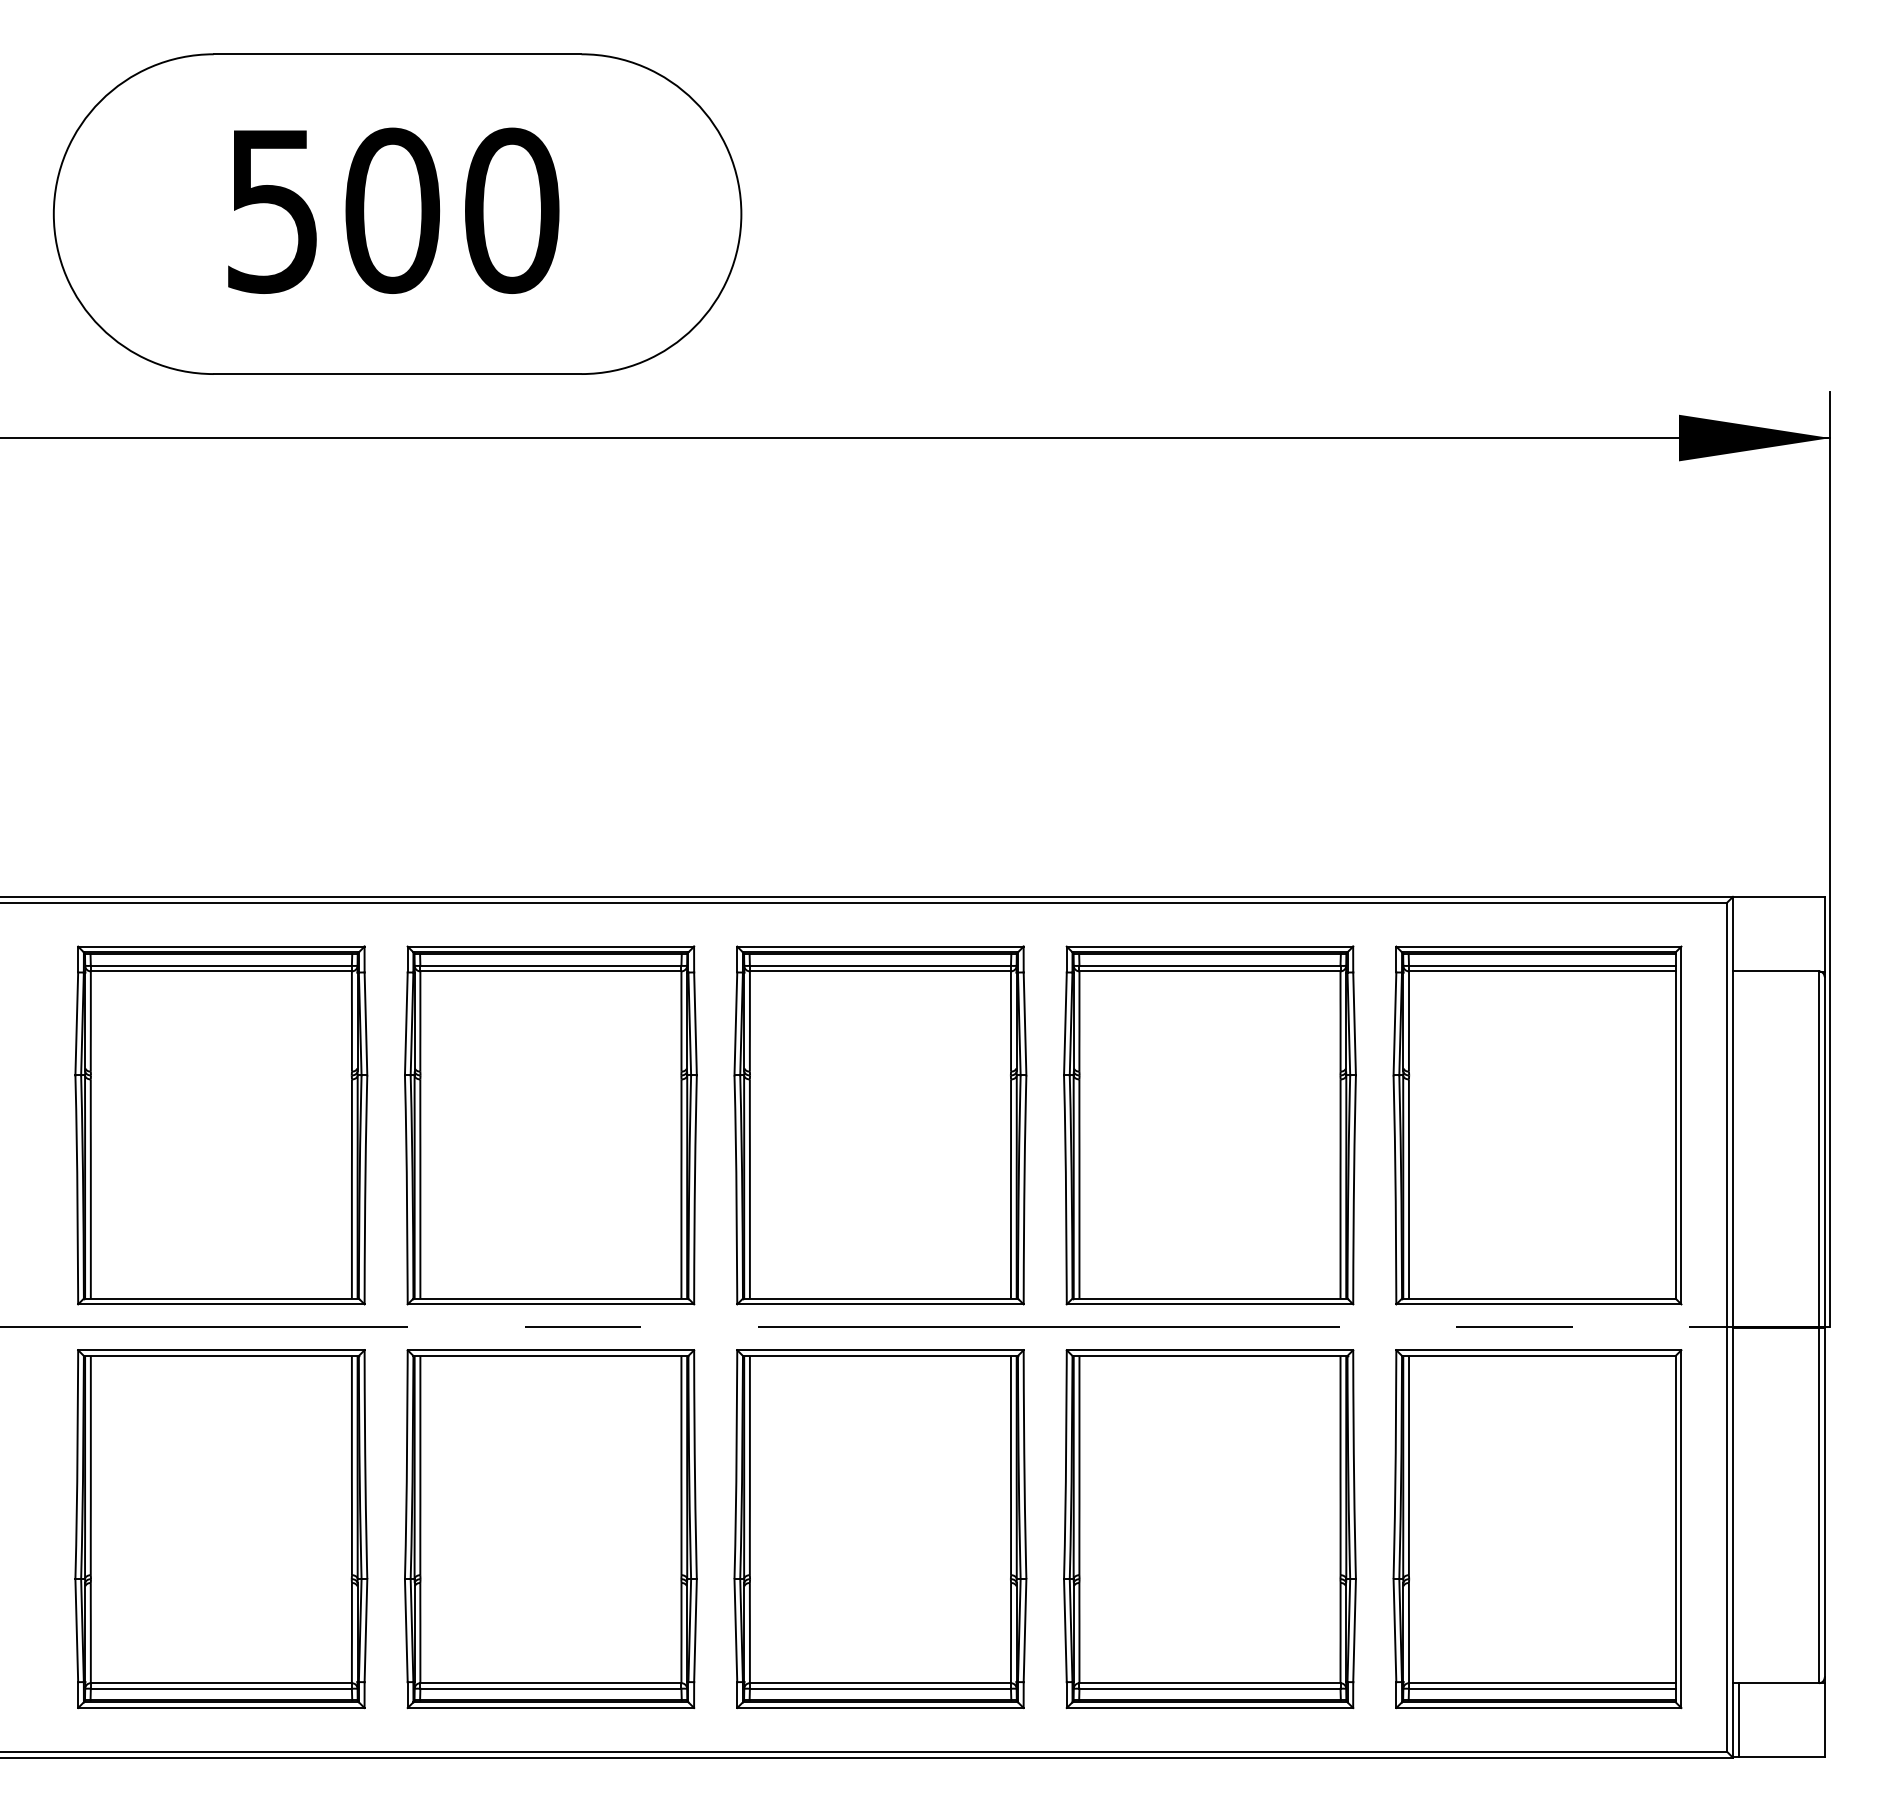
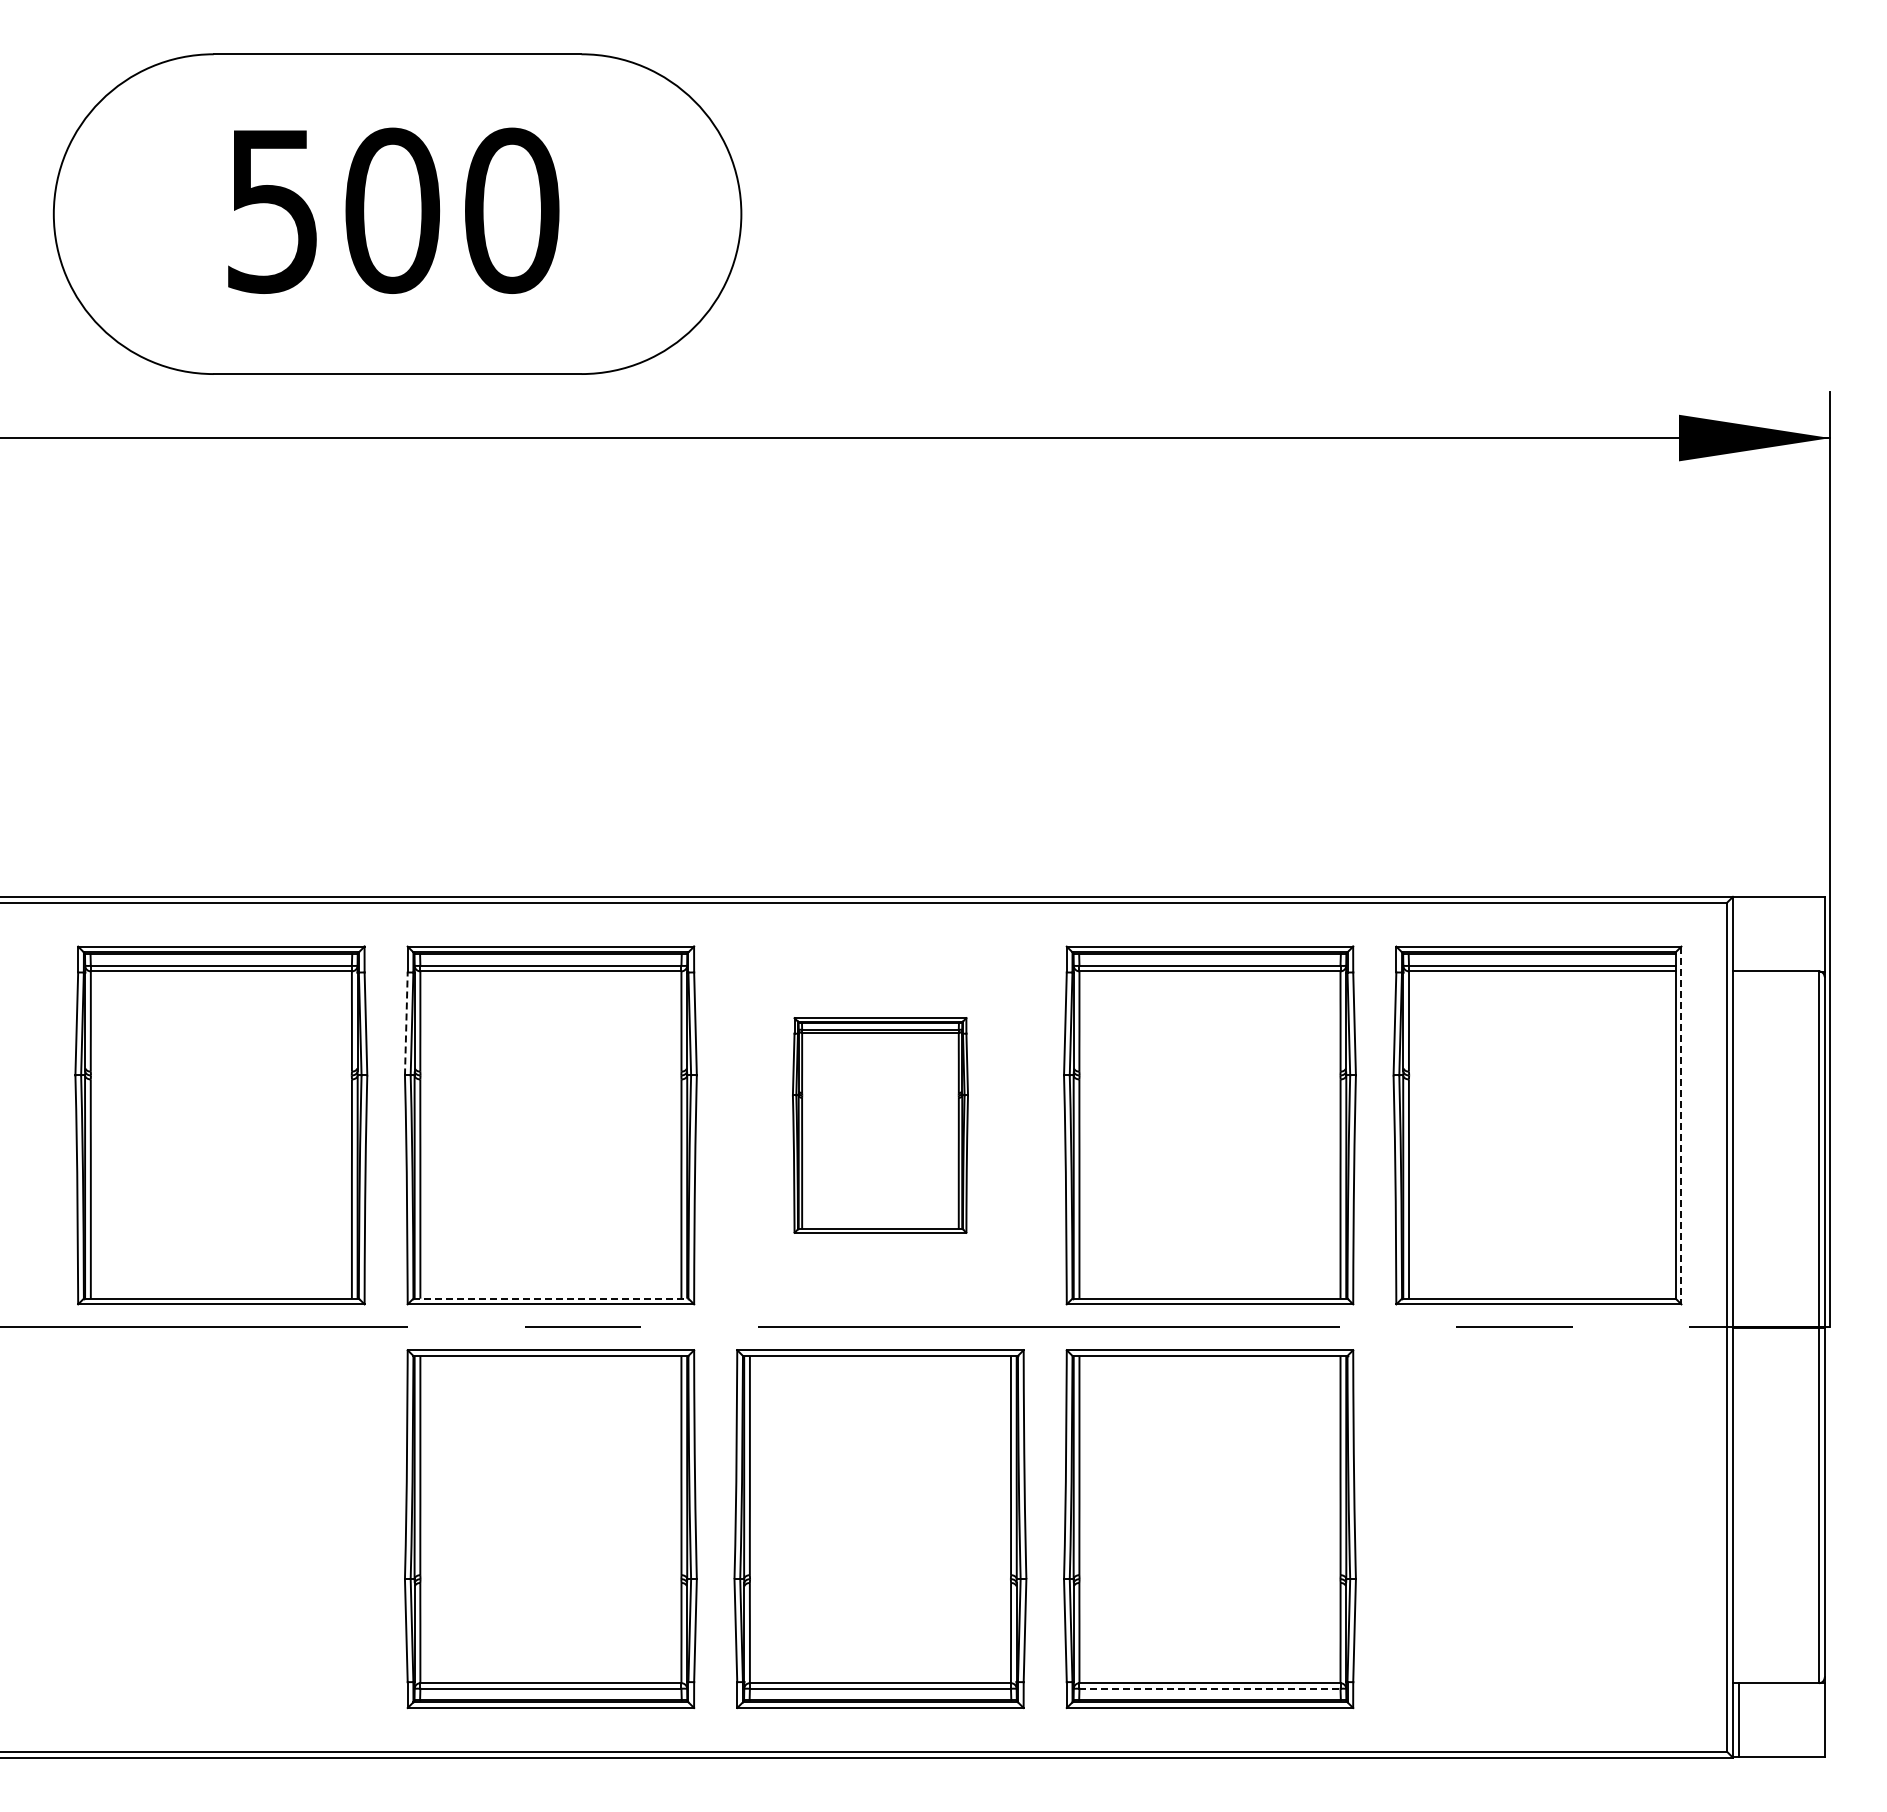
line: solid -> dashed (406, 1023)
part size: 295x361 px -> 177x217 px (880, 1125)
line: solid -> dashed (1681, 1125)
line: solid -> dashed (551, 1298)
part: present -> none (221, 1529)
part: present -> none (1537, 1529)
line: solid -> dashed (1209, 1688)
